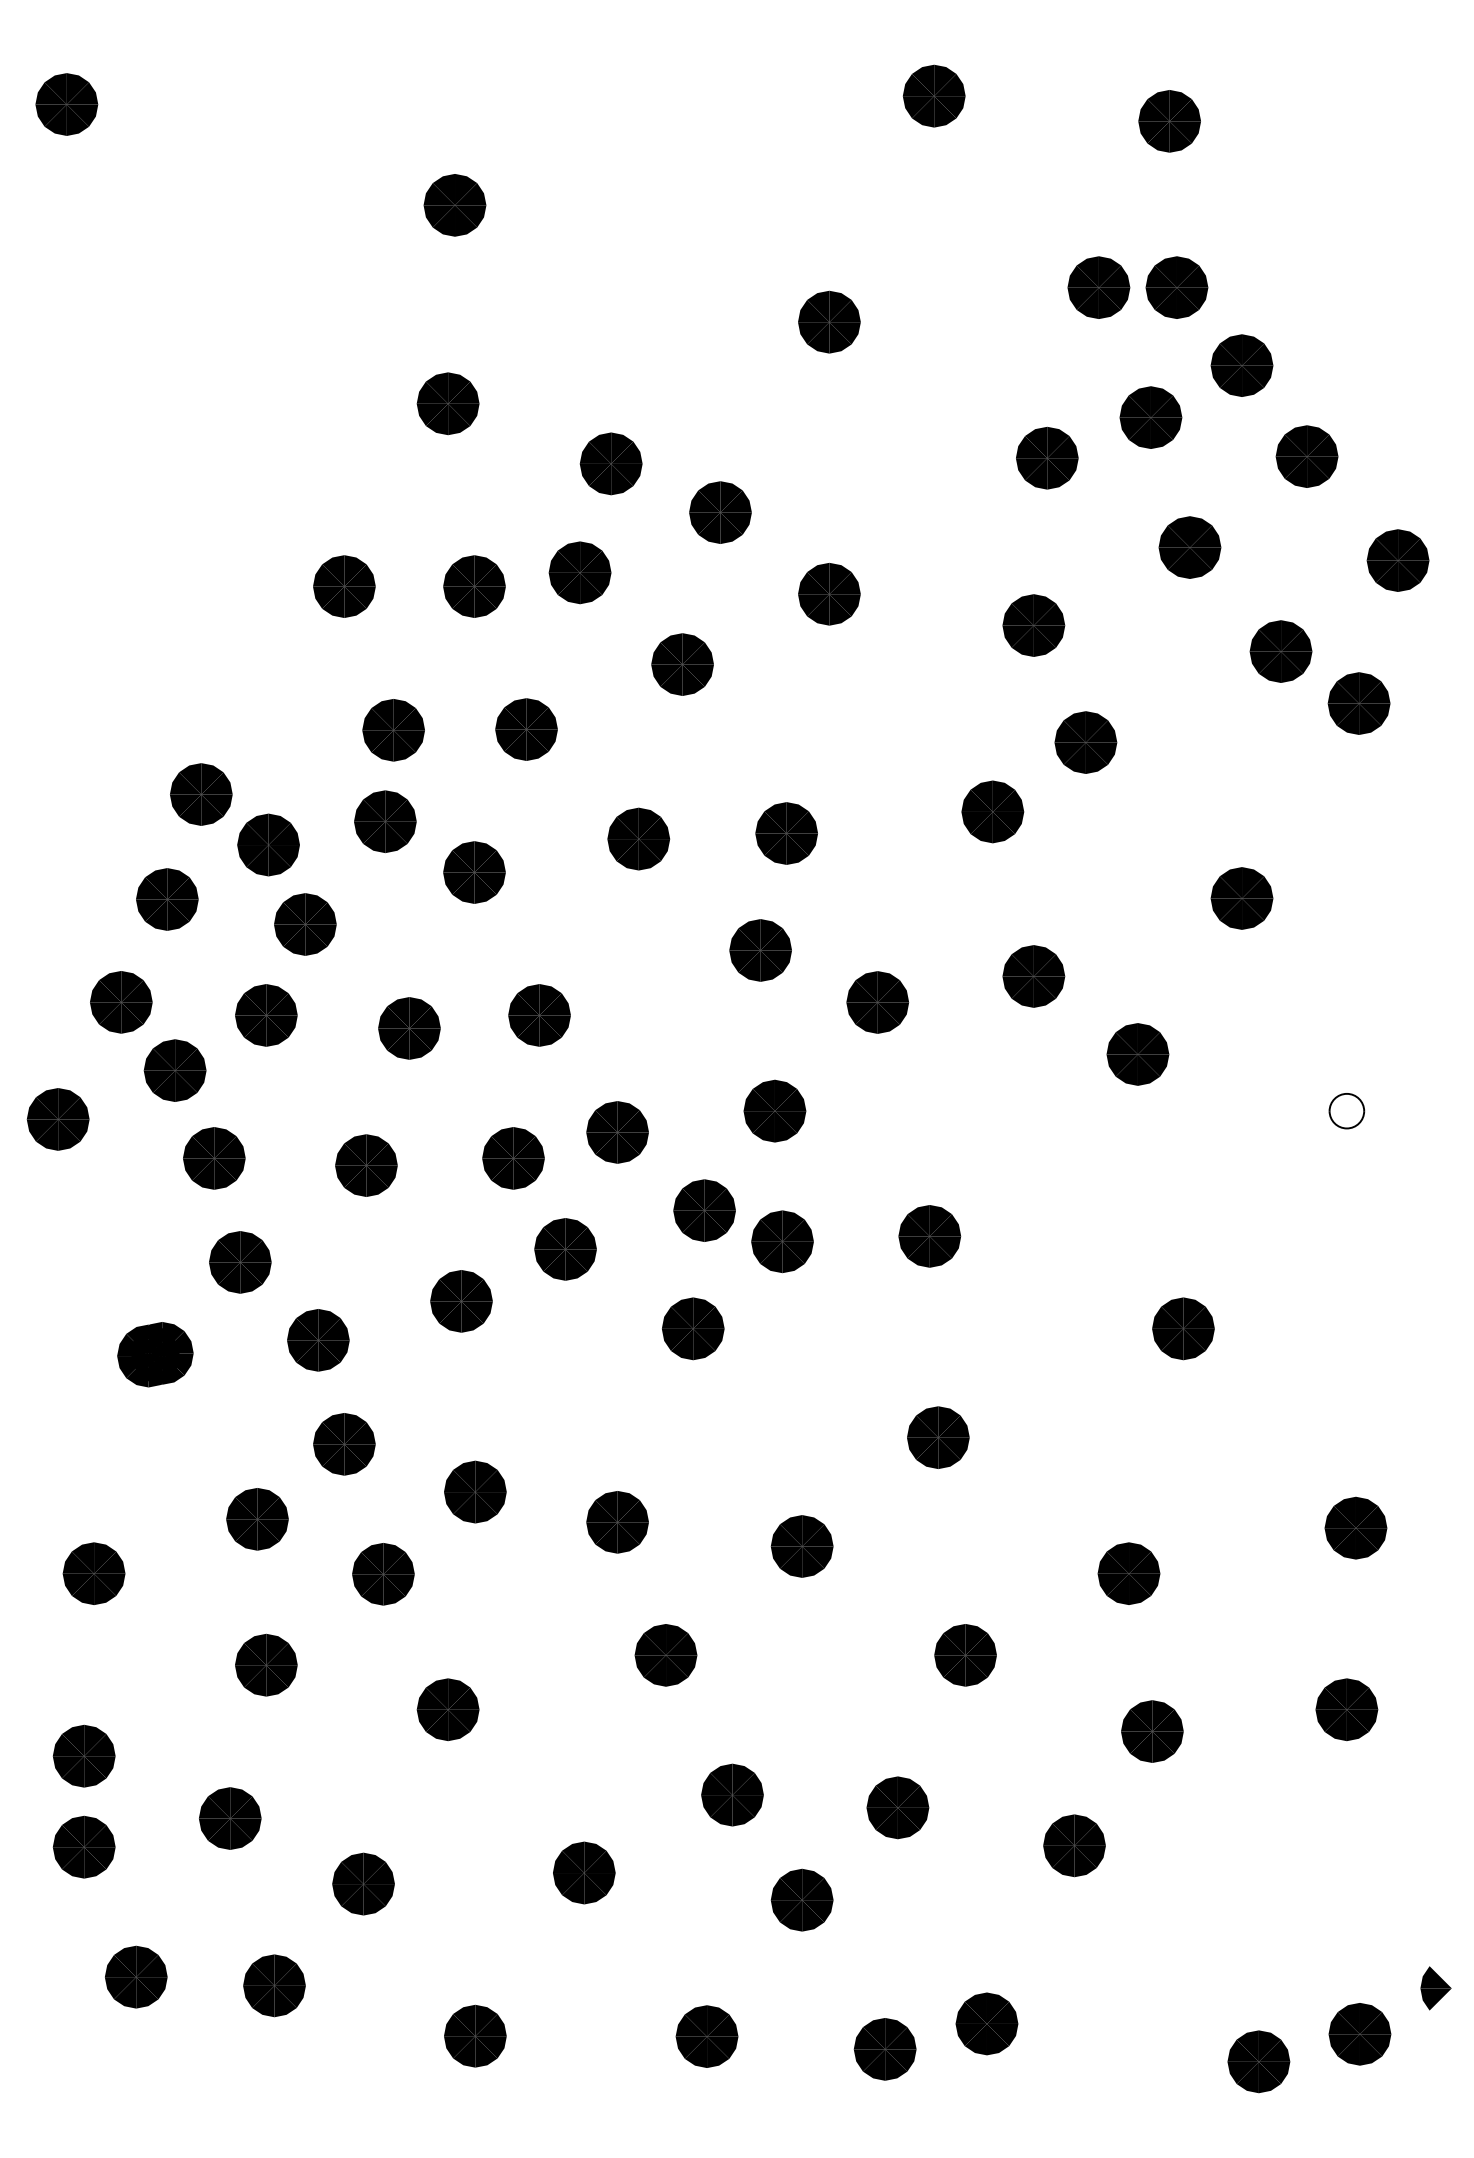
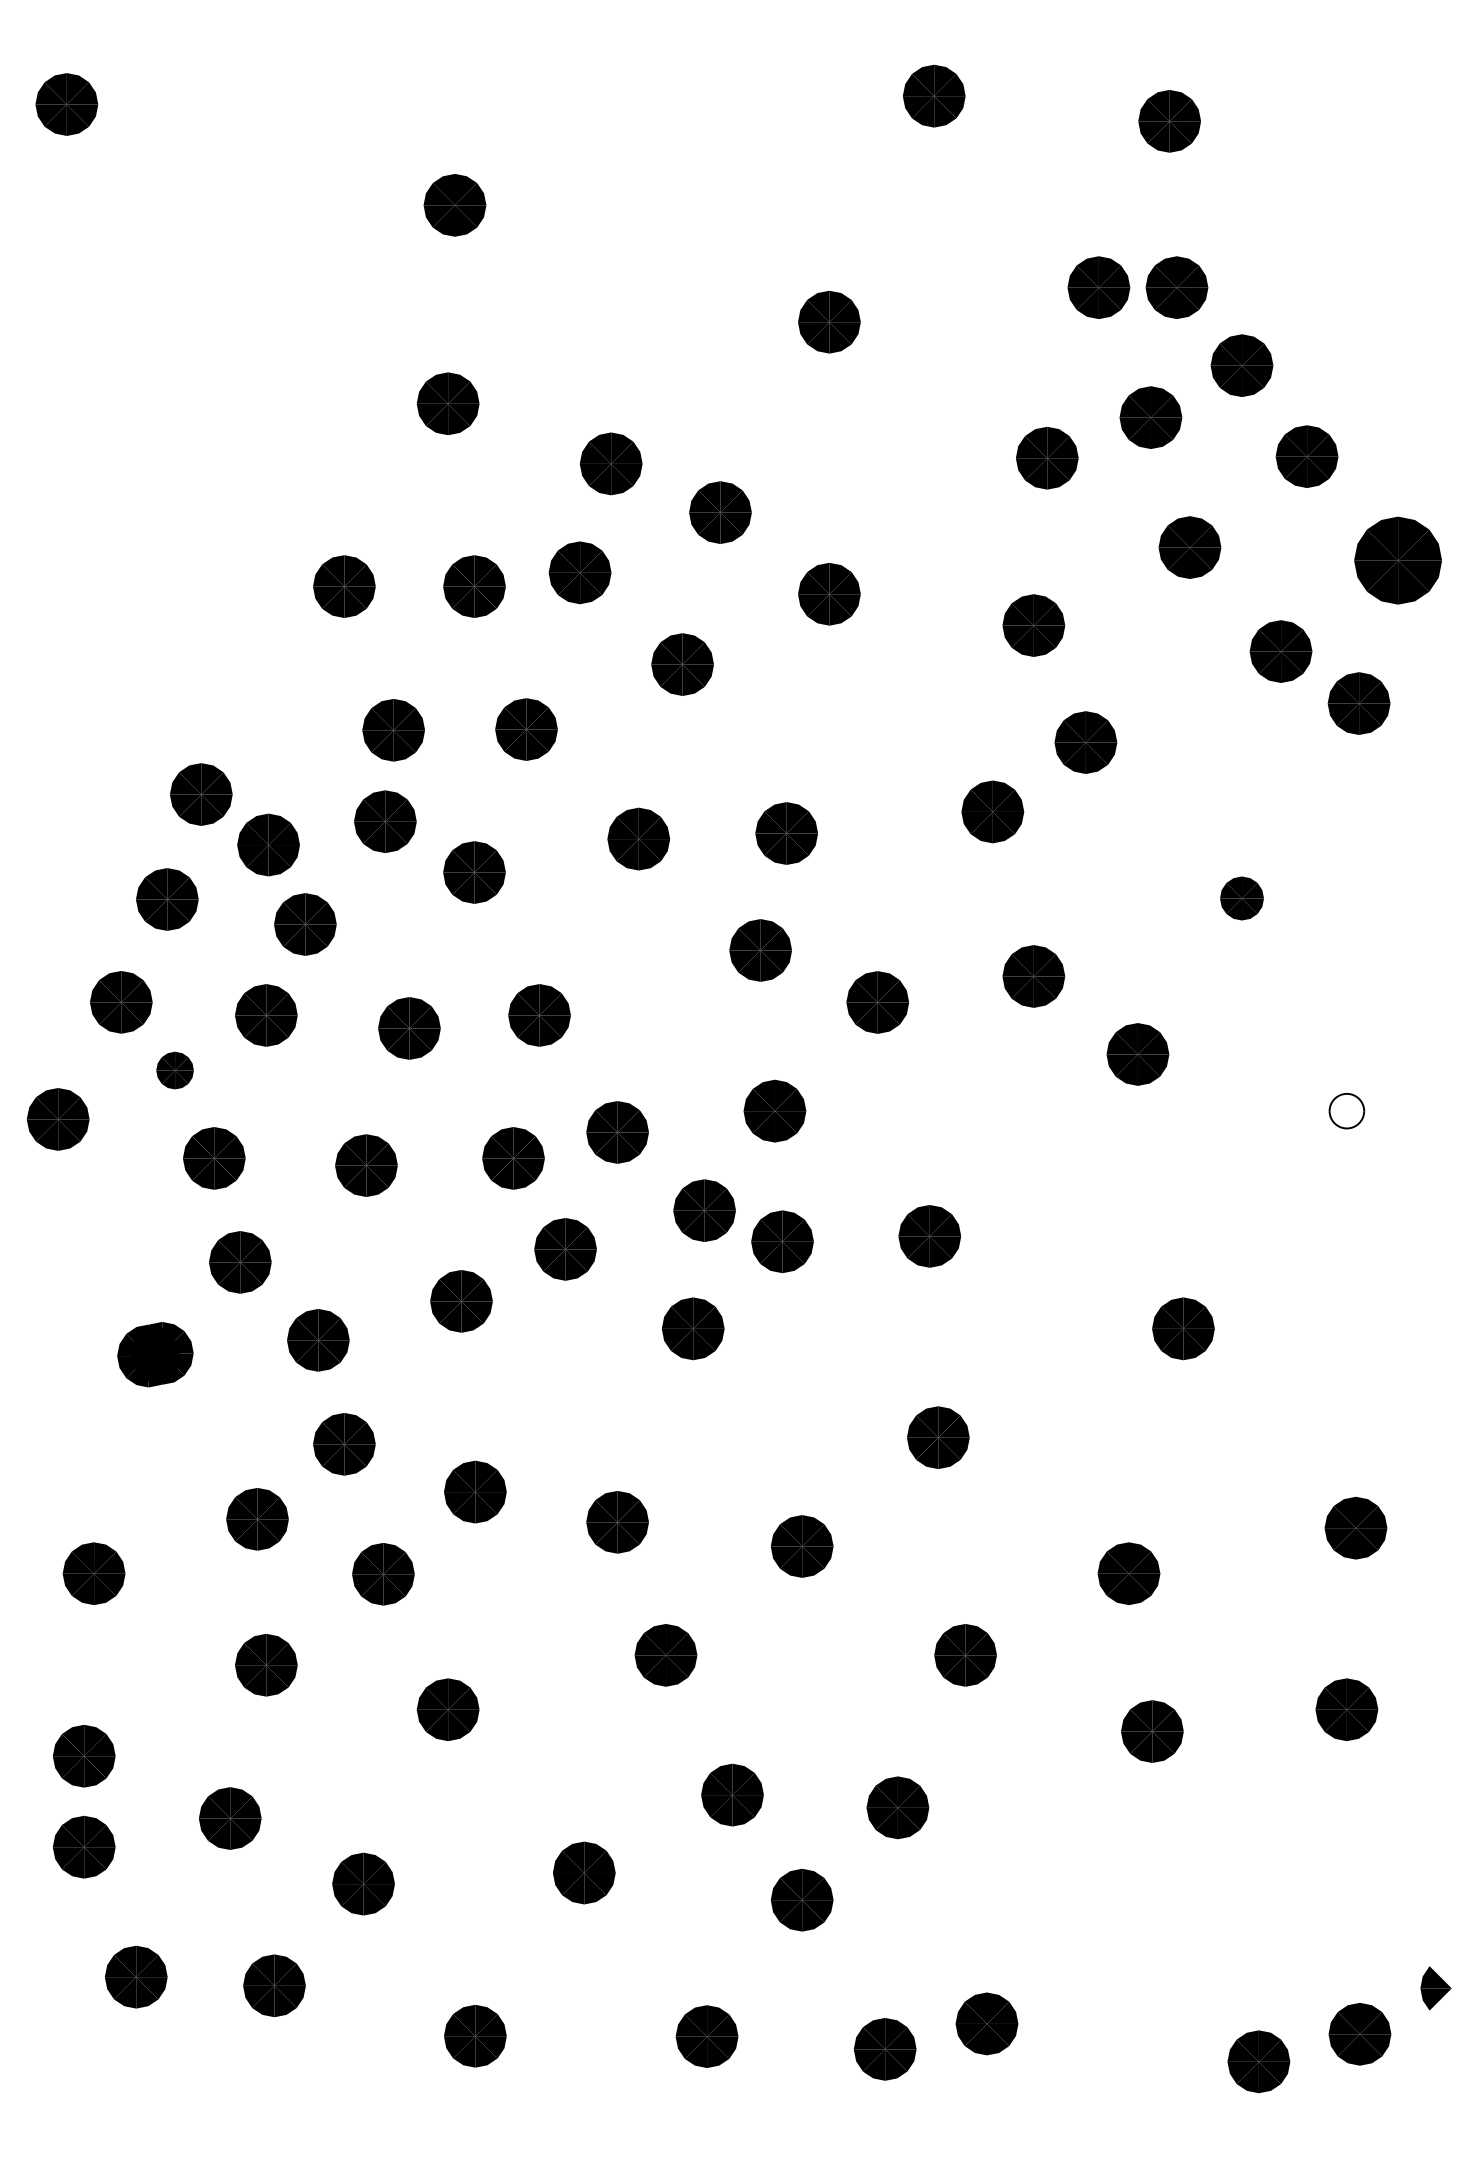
part size: 64x63 px -> 88x89 px (1397, 560)
part size: 64x63 px -> 44x45 px (1241, 898)
part size: 64x63 px -> 38x39 px (174, 1070)
part: present -> none (1074, 1845)
